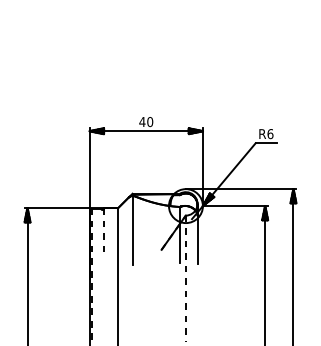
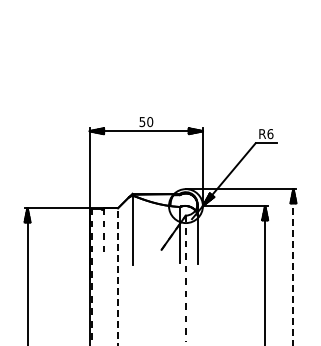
text: 40 -> 50 (142, 122)
line: solid -> dashed (293, 266)
line: solid -> dashed (118, 276)
